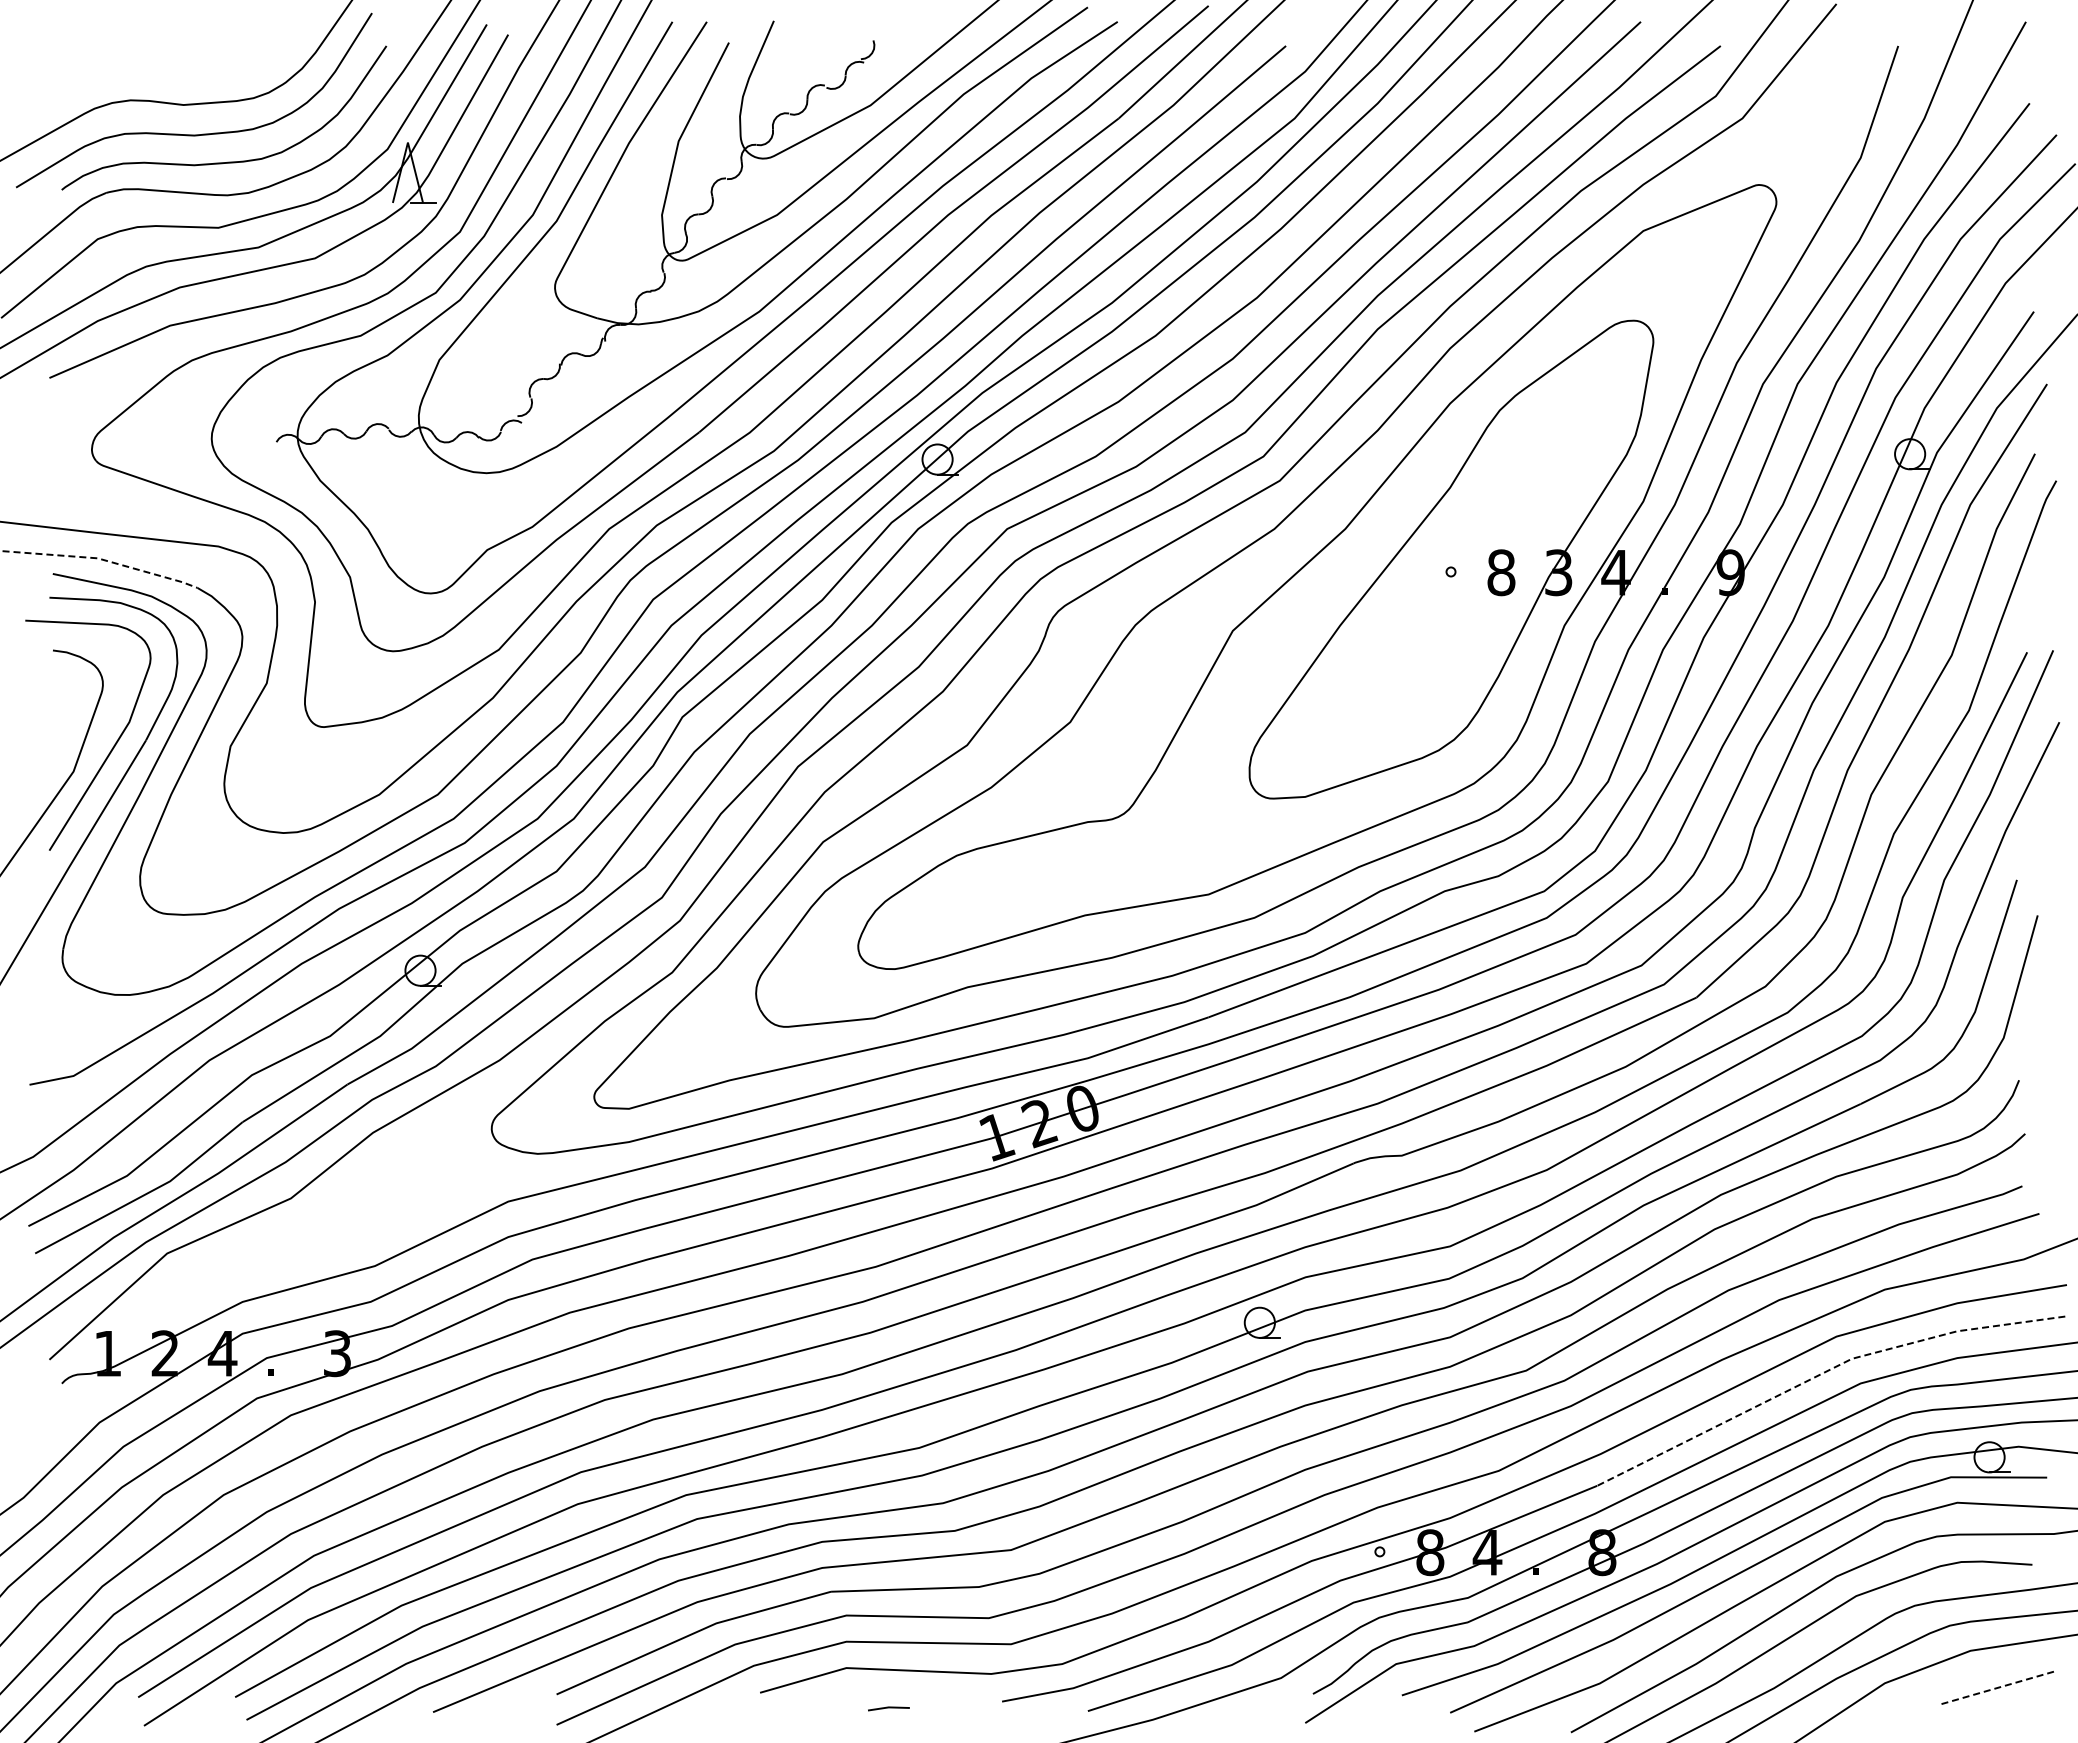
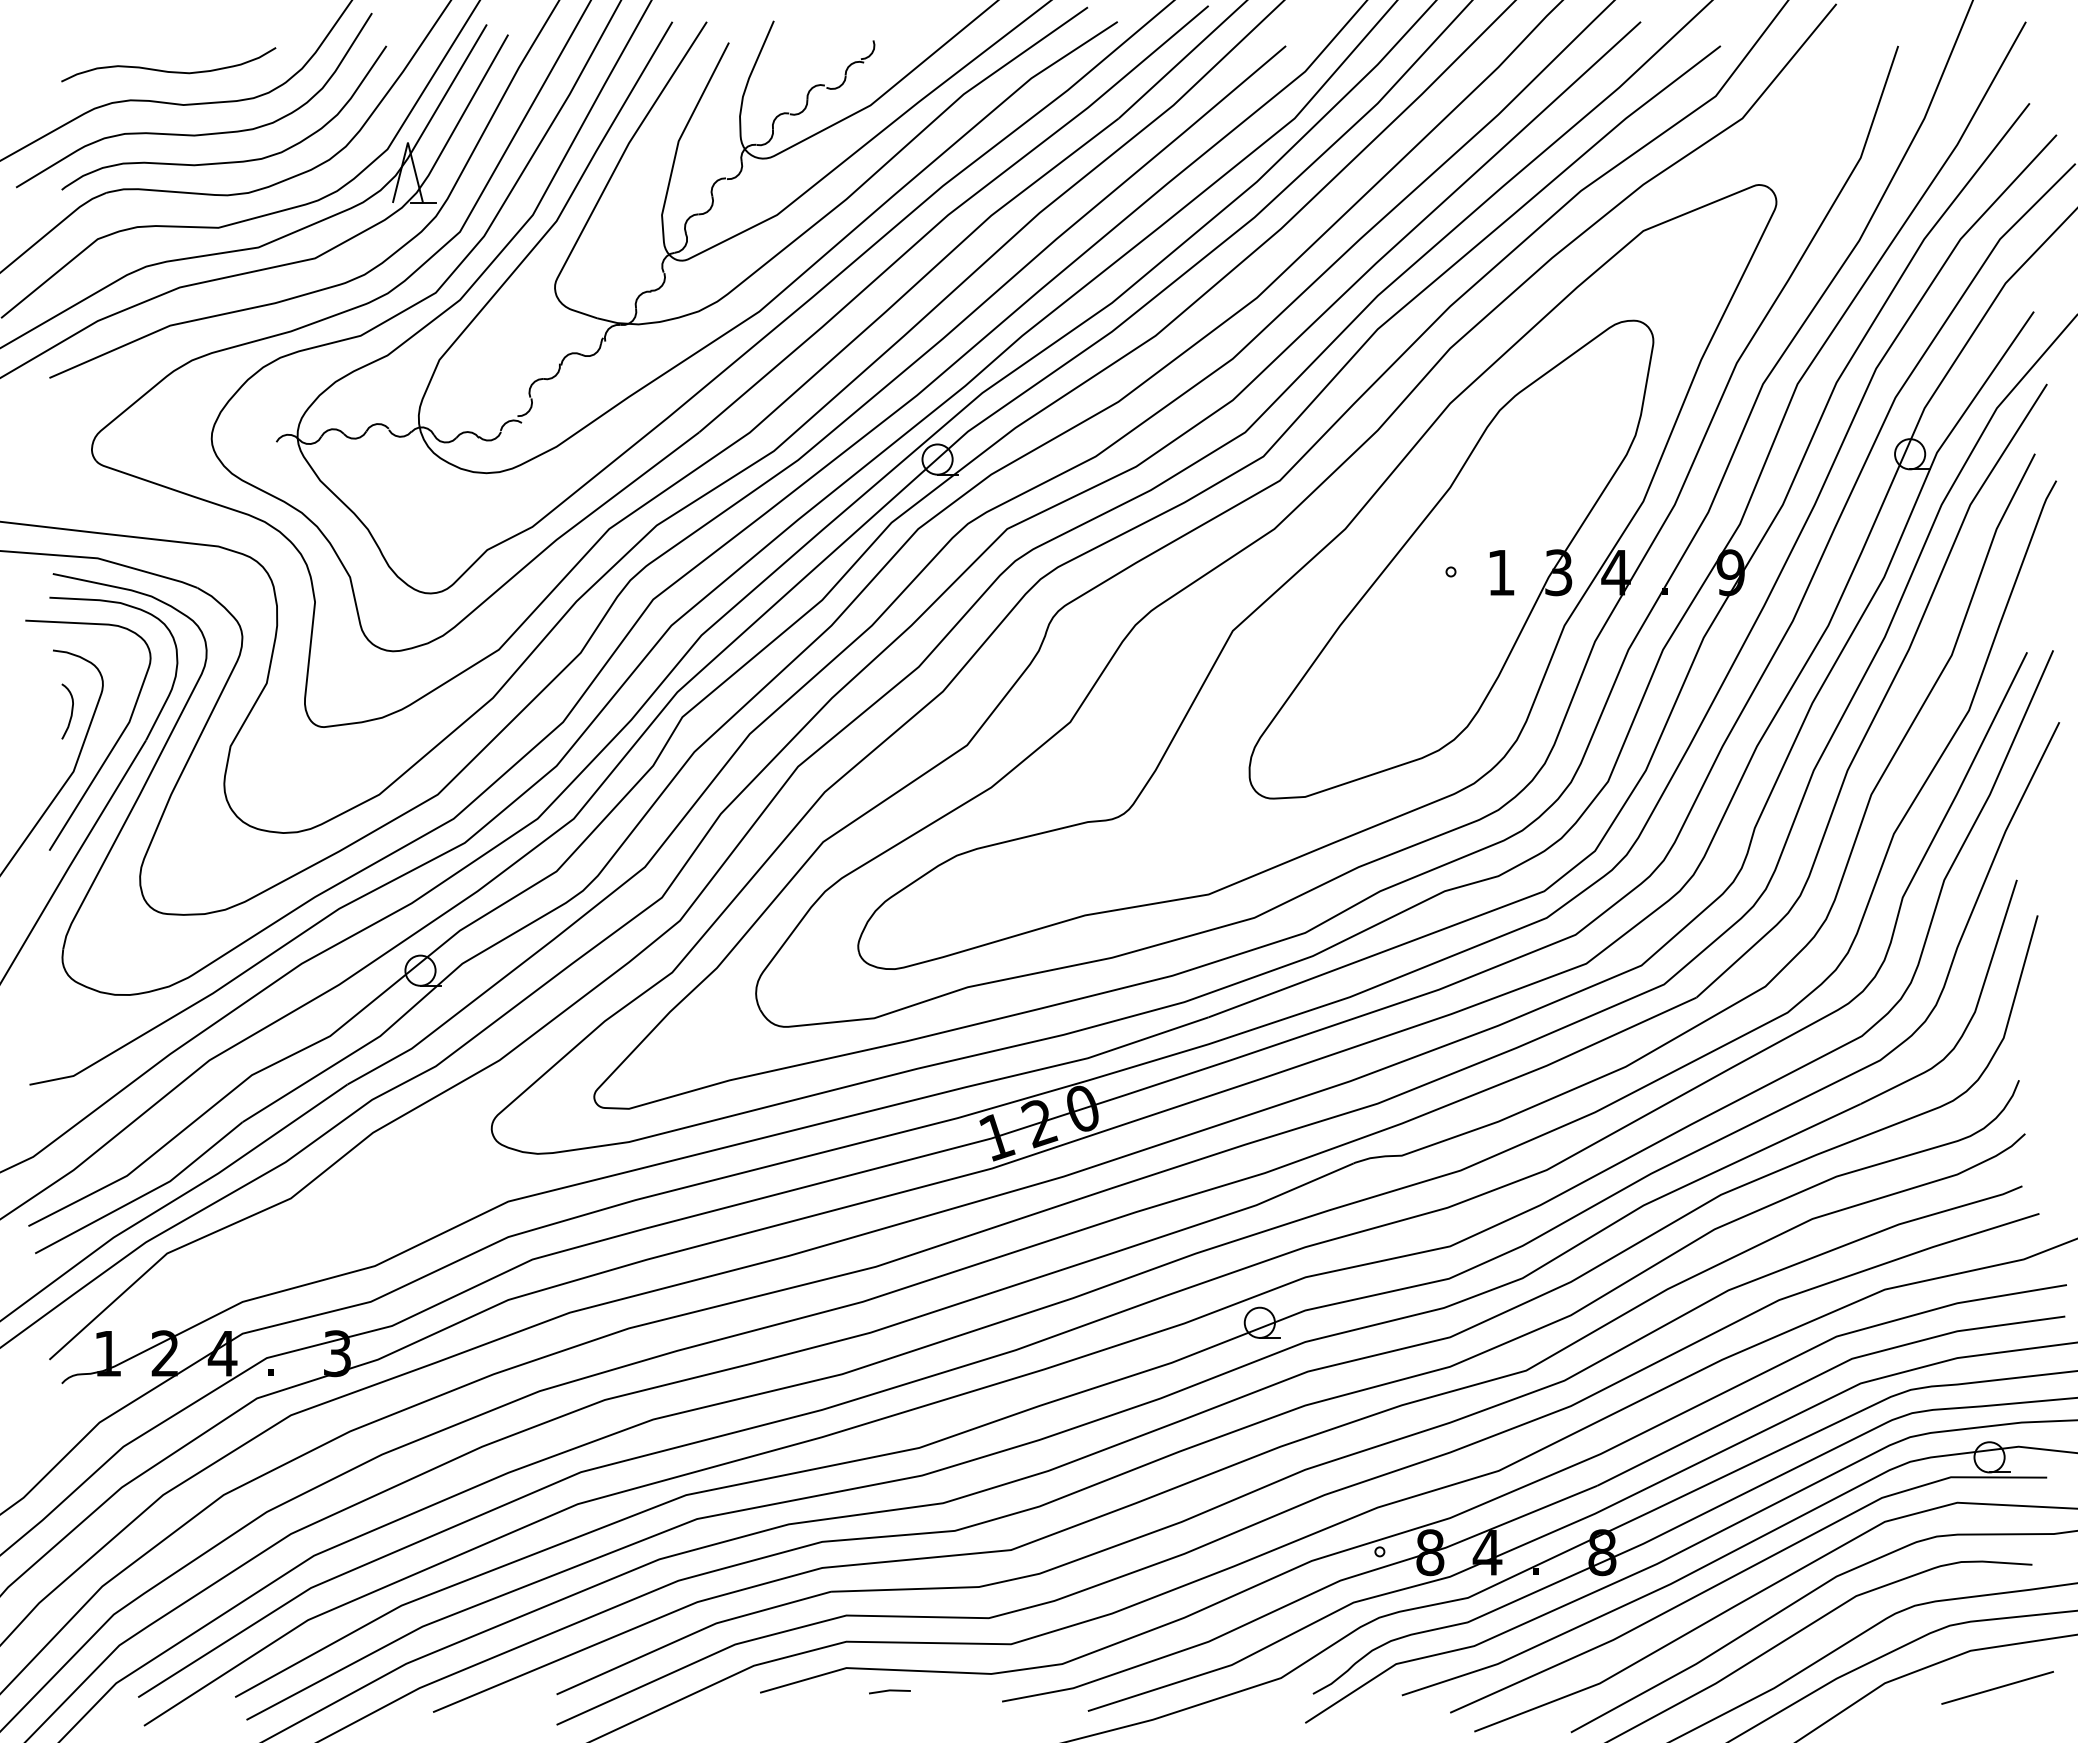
curve: none -> present (167, 70)
line: dashed -> solid (101, 559)
text: 8 -> 1 (1501, 572)
curve: none -> present (71, 711)
line: dashed -> solid (1822, 1373)
line: dashed -> solid (1997, 1687)
line position: (888, 1708) -> (889, 1691) (889, 1691)
